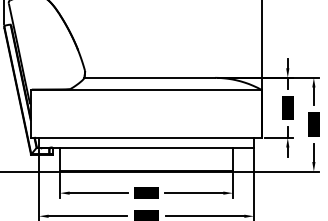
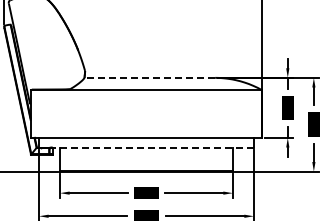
line: solid -> dashed (149, 77)
line: solid -> dashed (145, 147)
